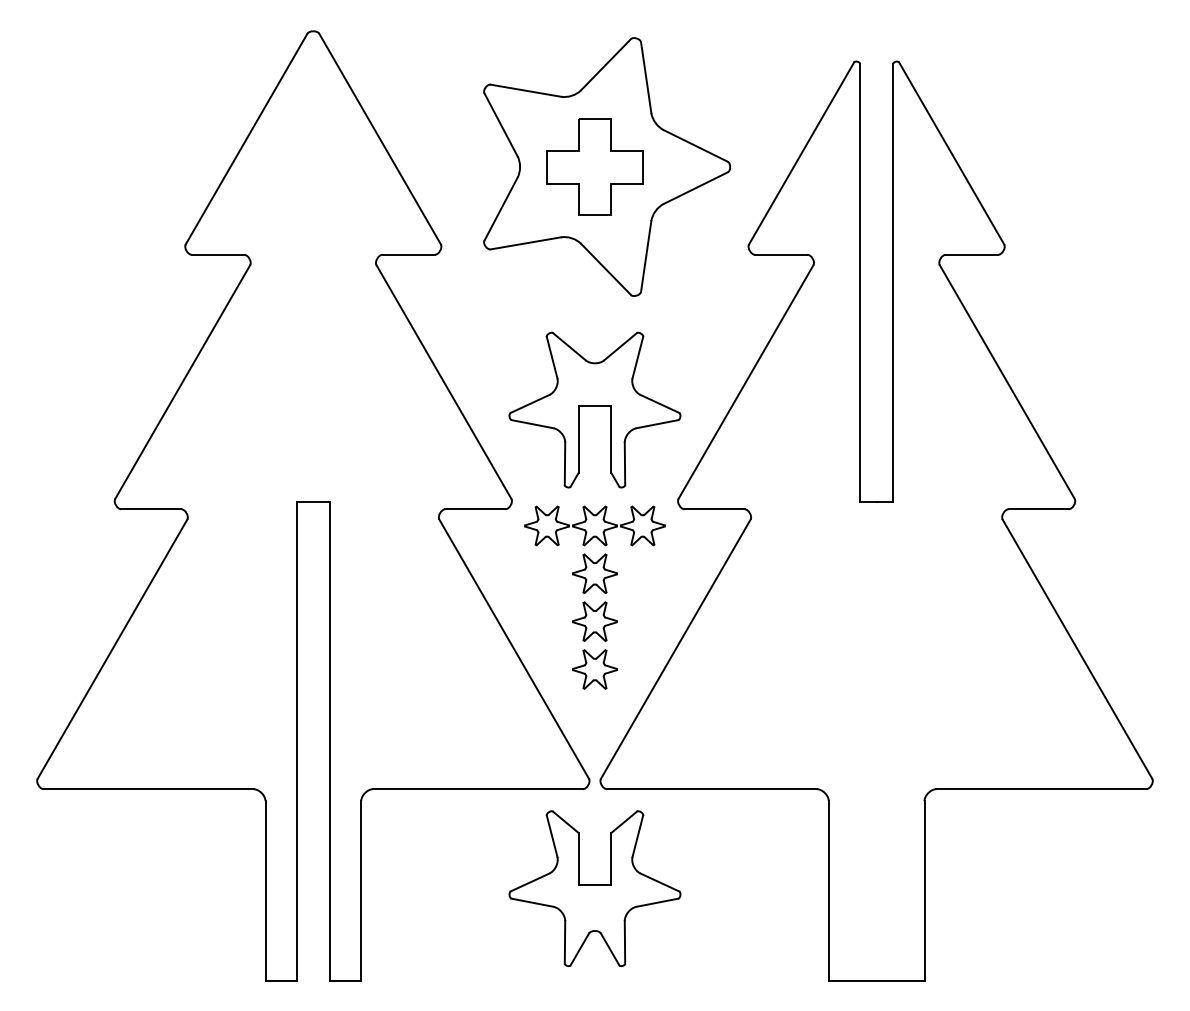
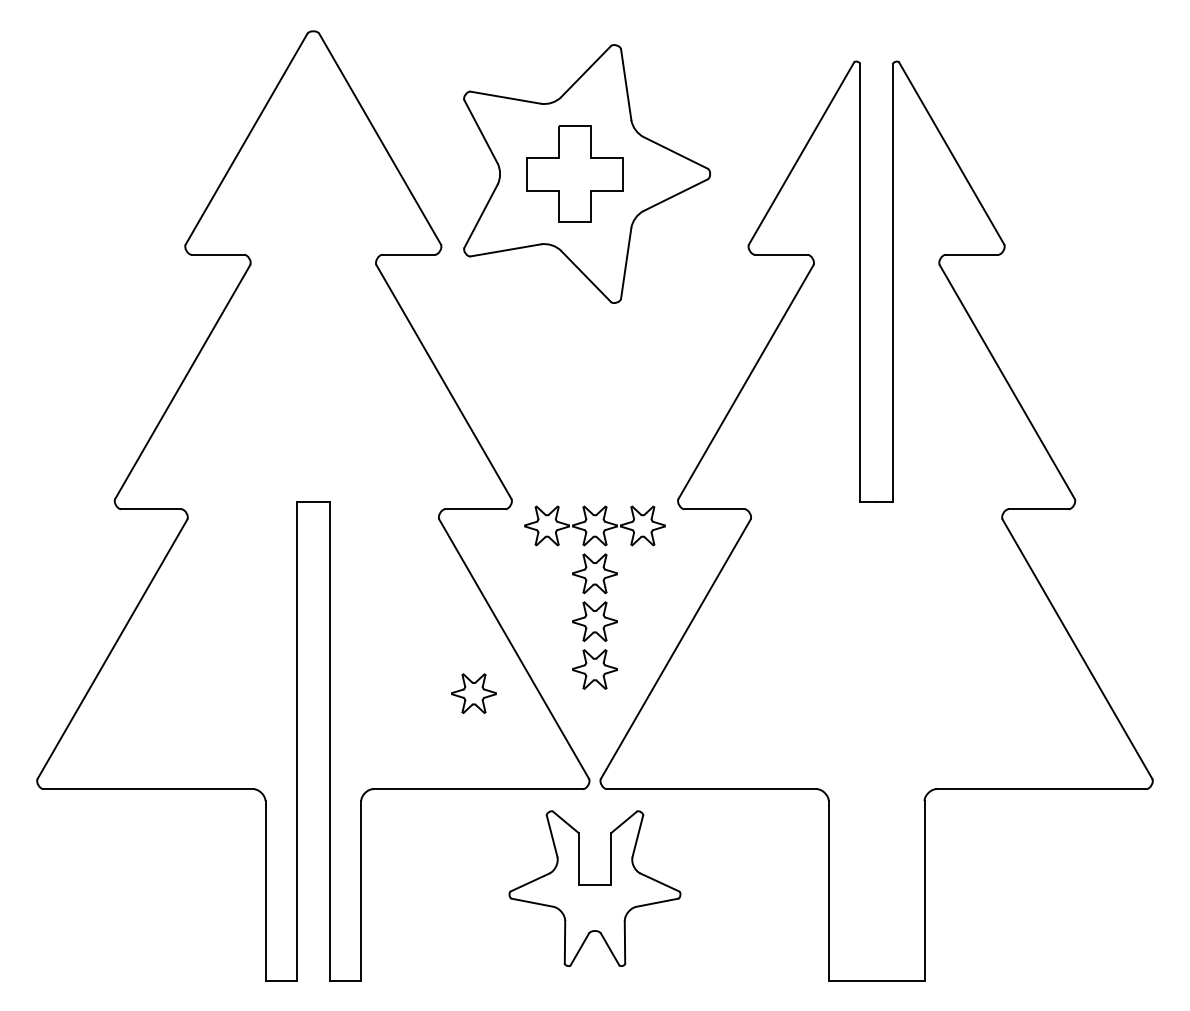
part position: (606, 166) -> (586, 173) (586, 173)
part: present -> none (594, 409)
part: none -> present (473, 693)
